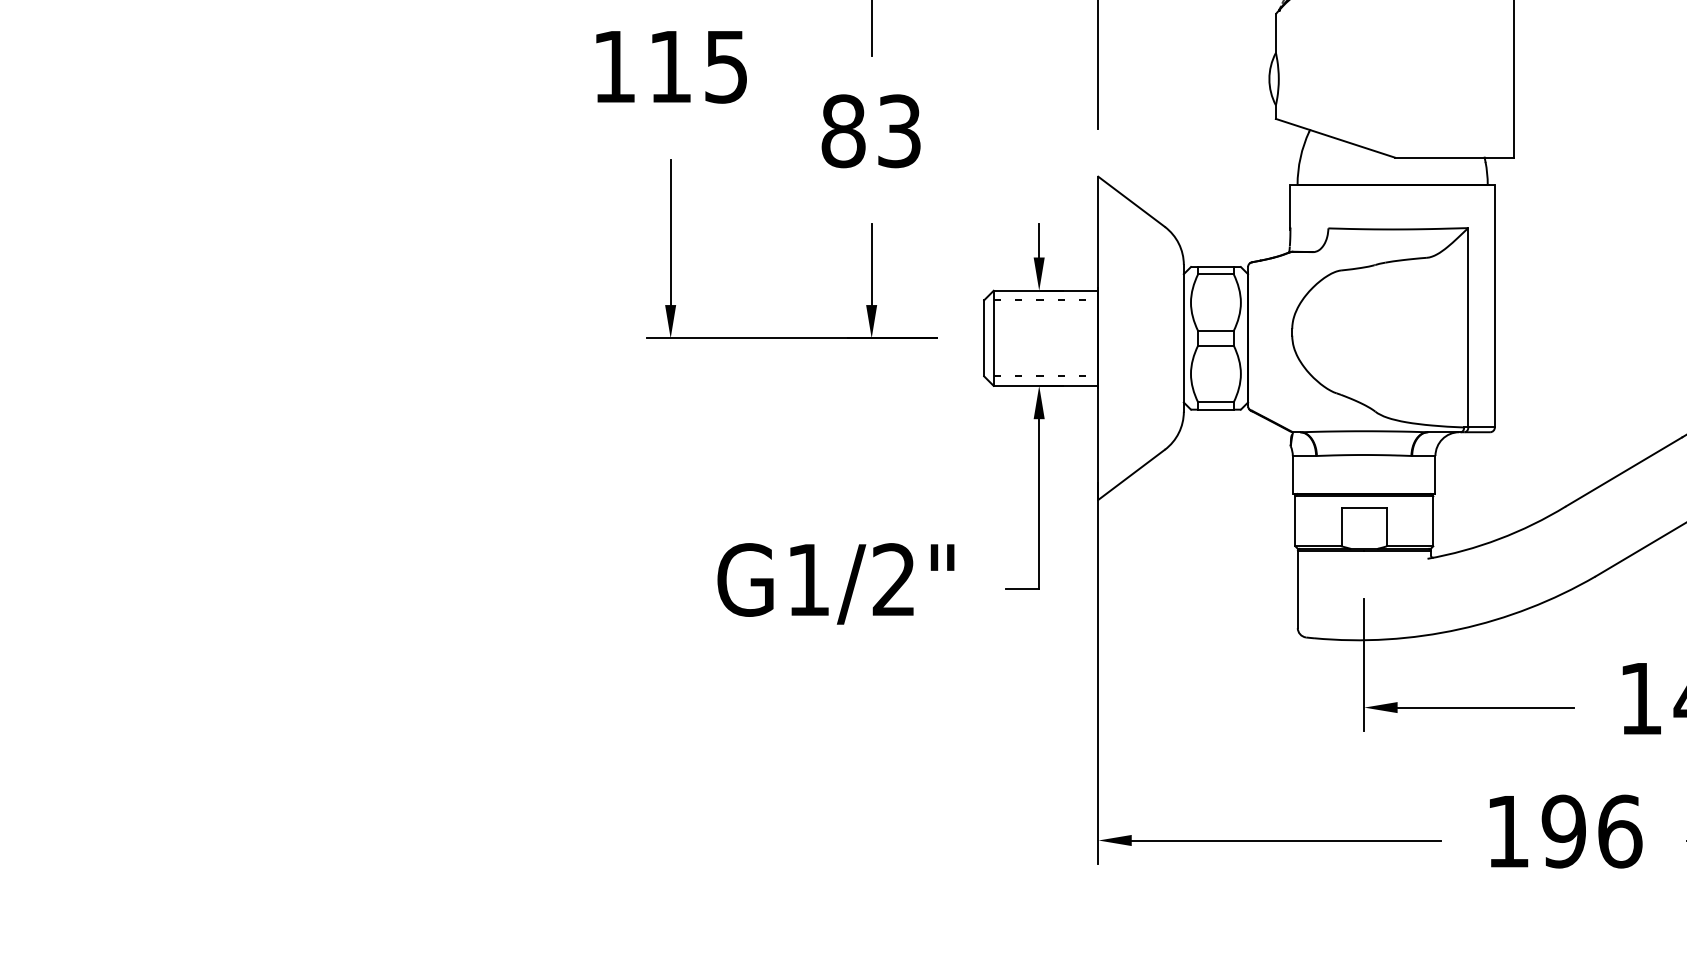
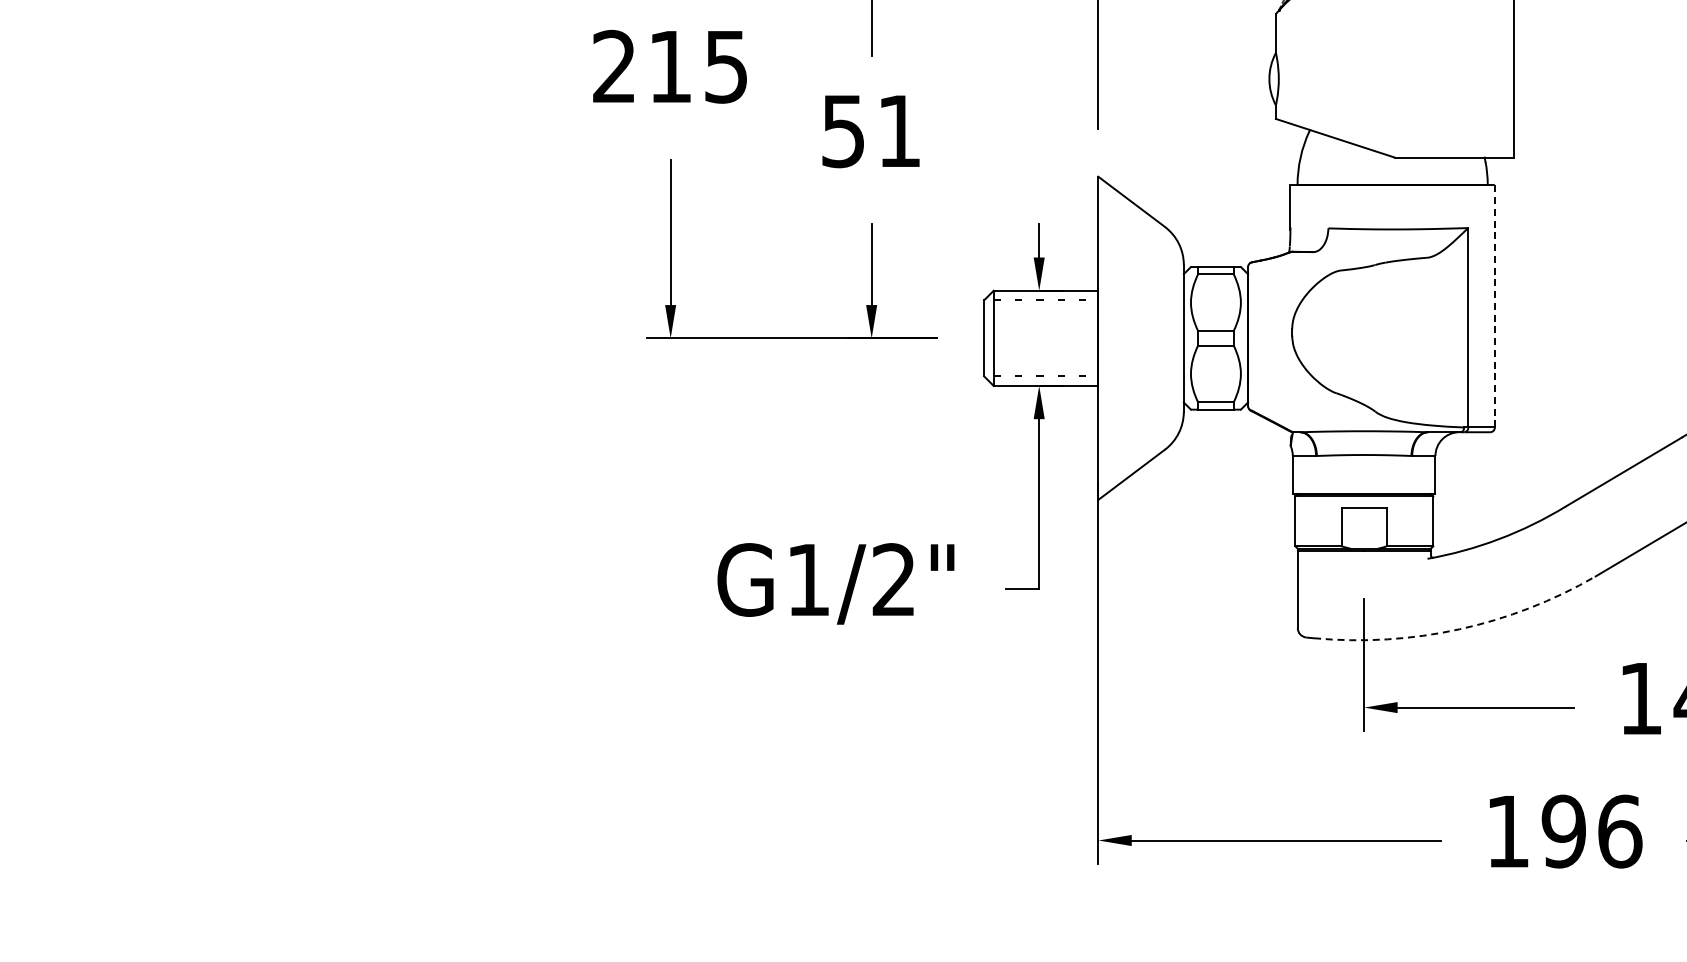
text: 115 -> 215 (613, 65)
text: 83 -> 51 (870, 131)
line: solid -> dashed (1494, 305)
arc: solid -> dashed (1459, 629)
